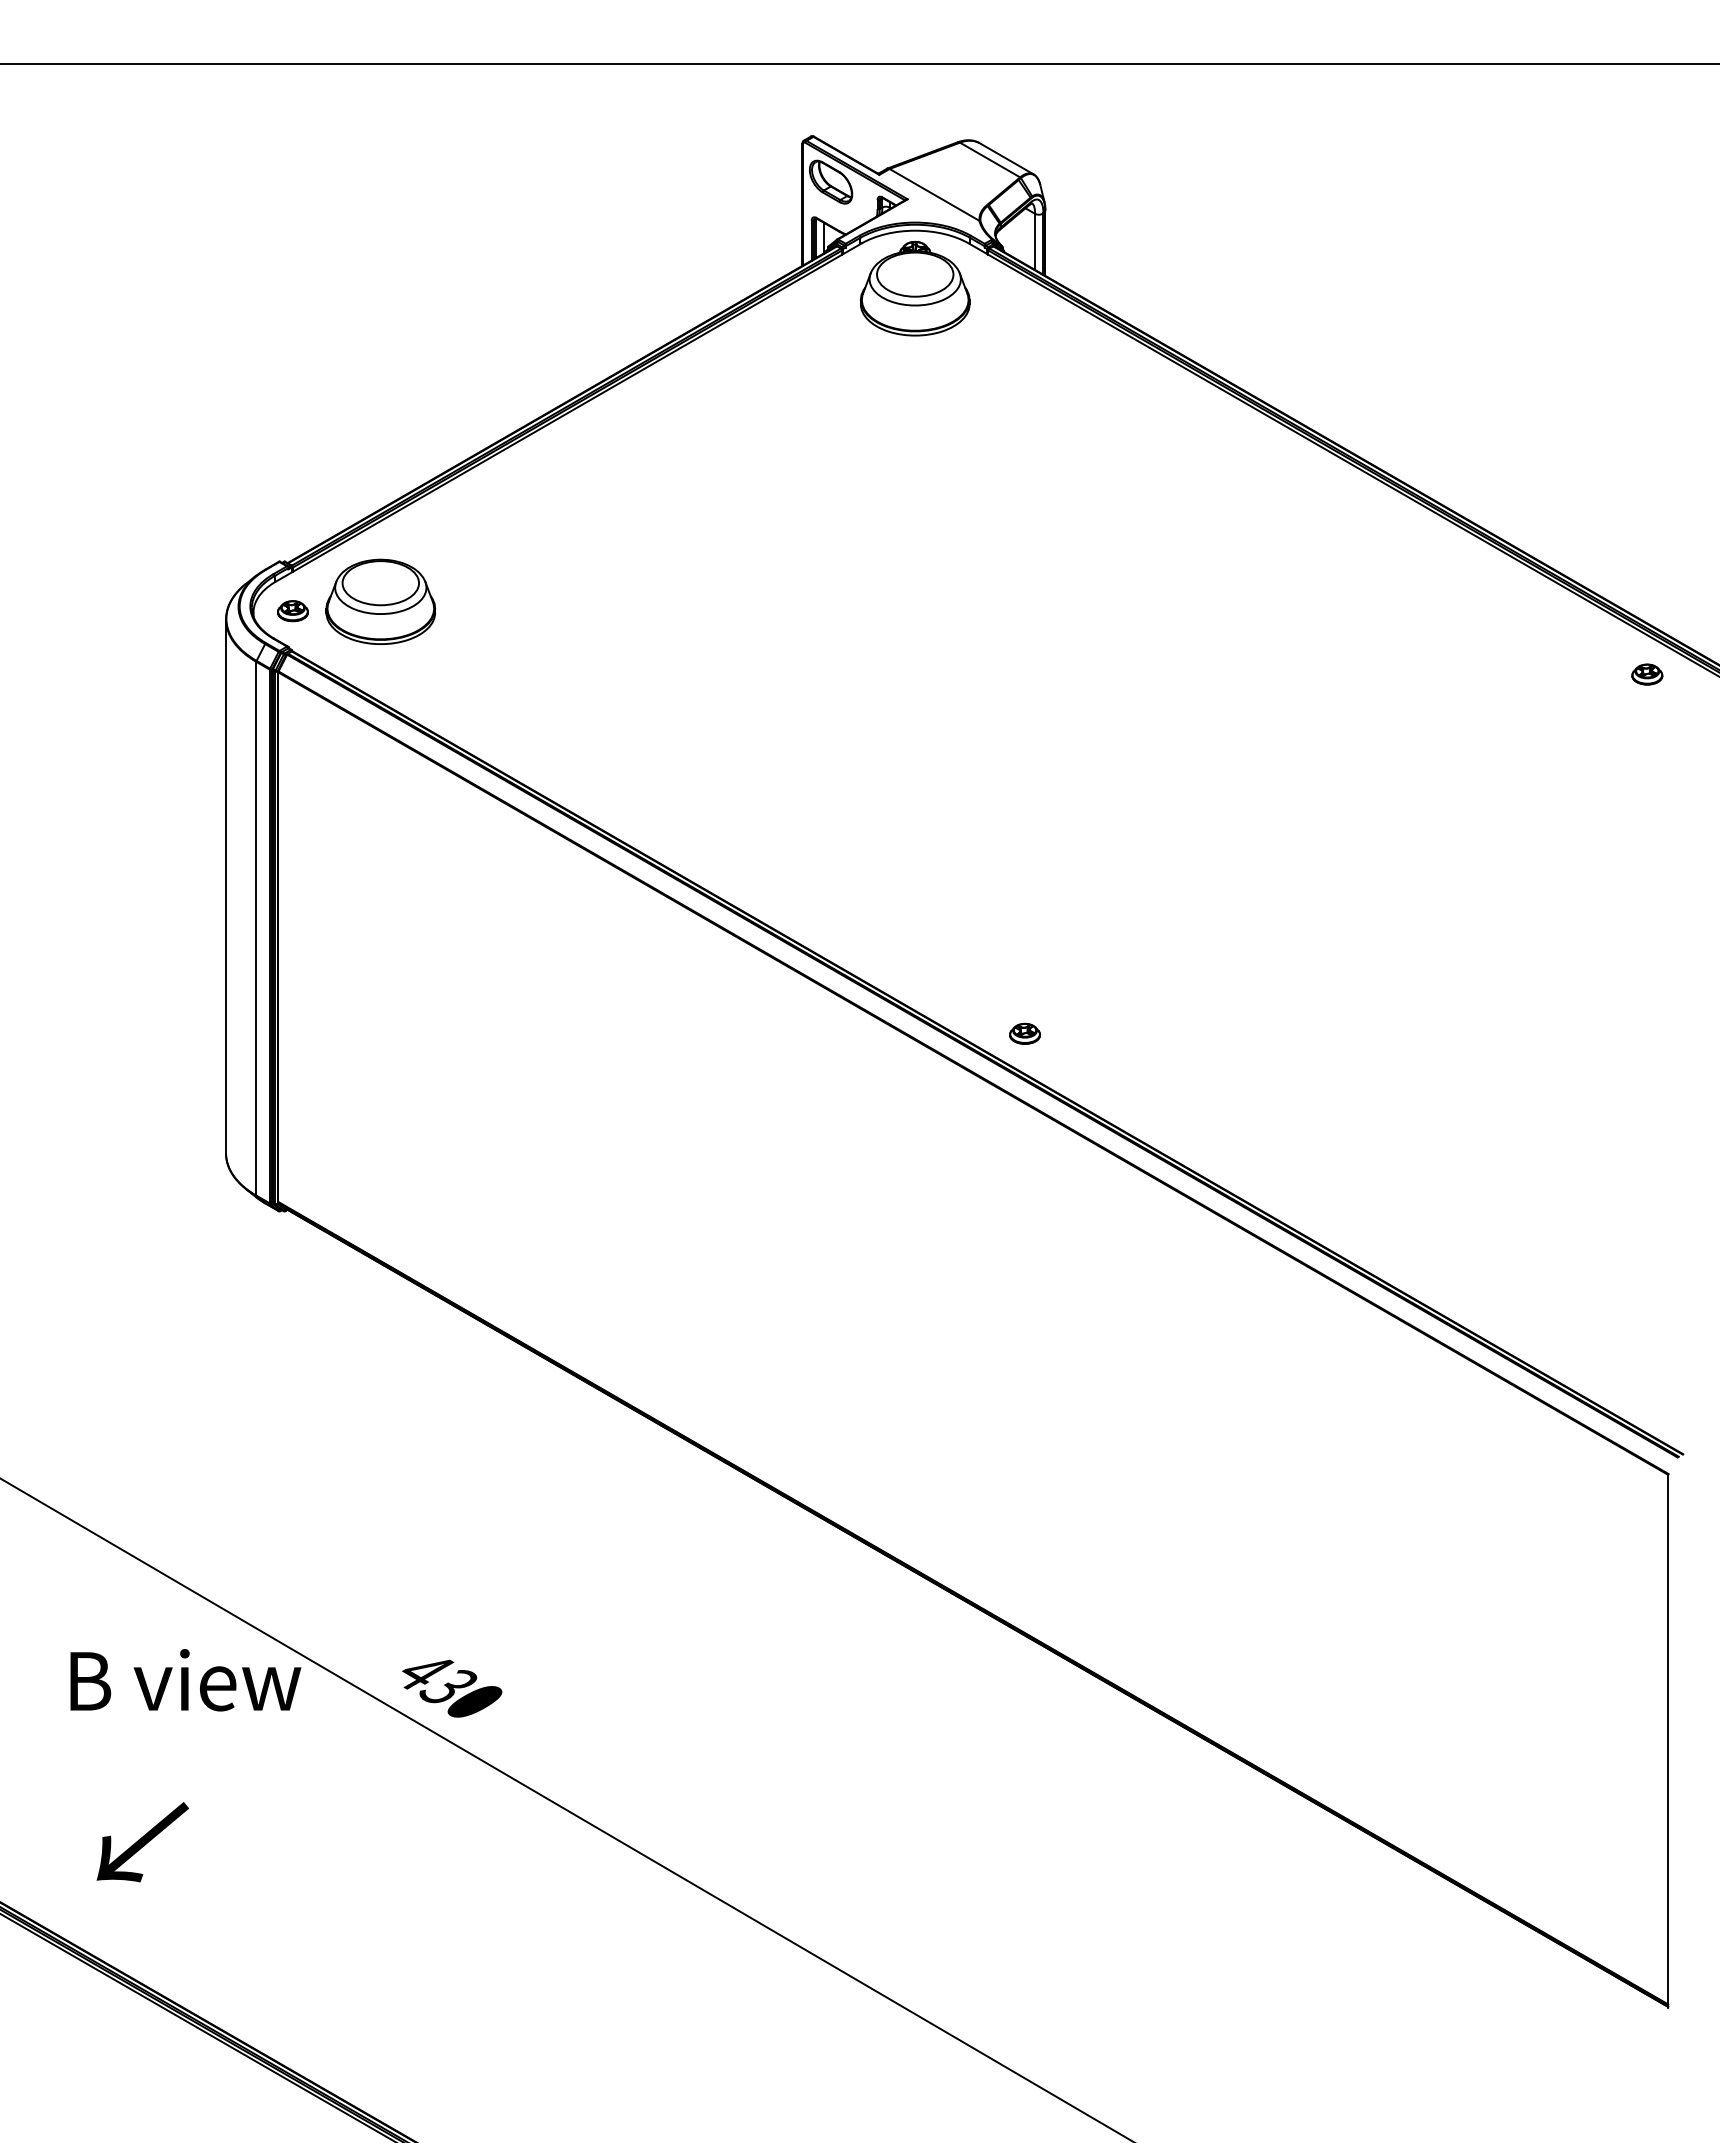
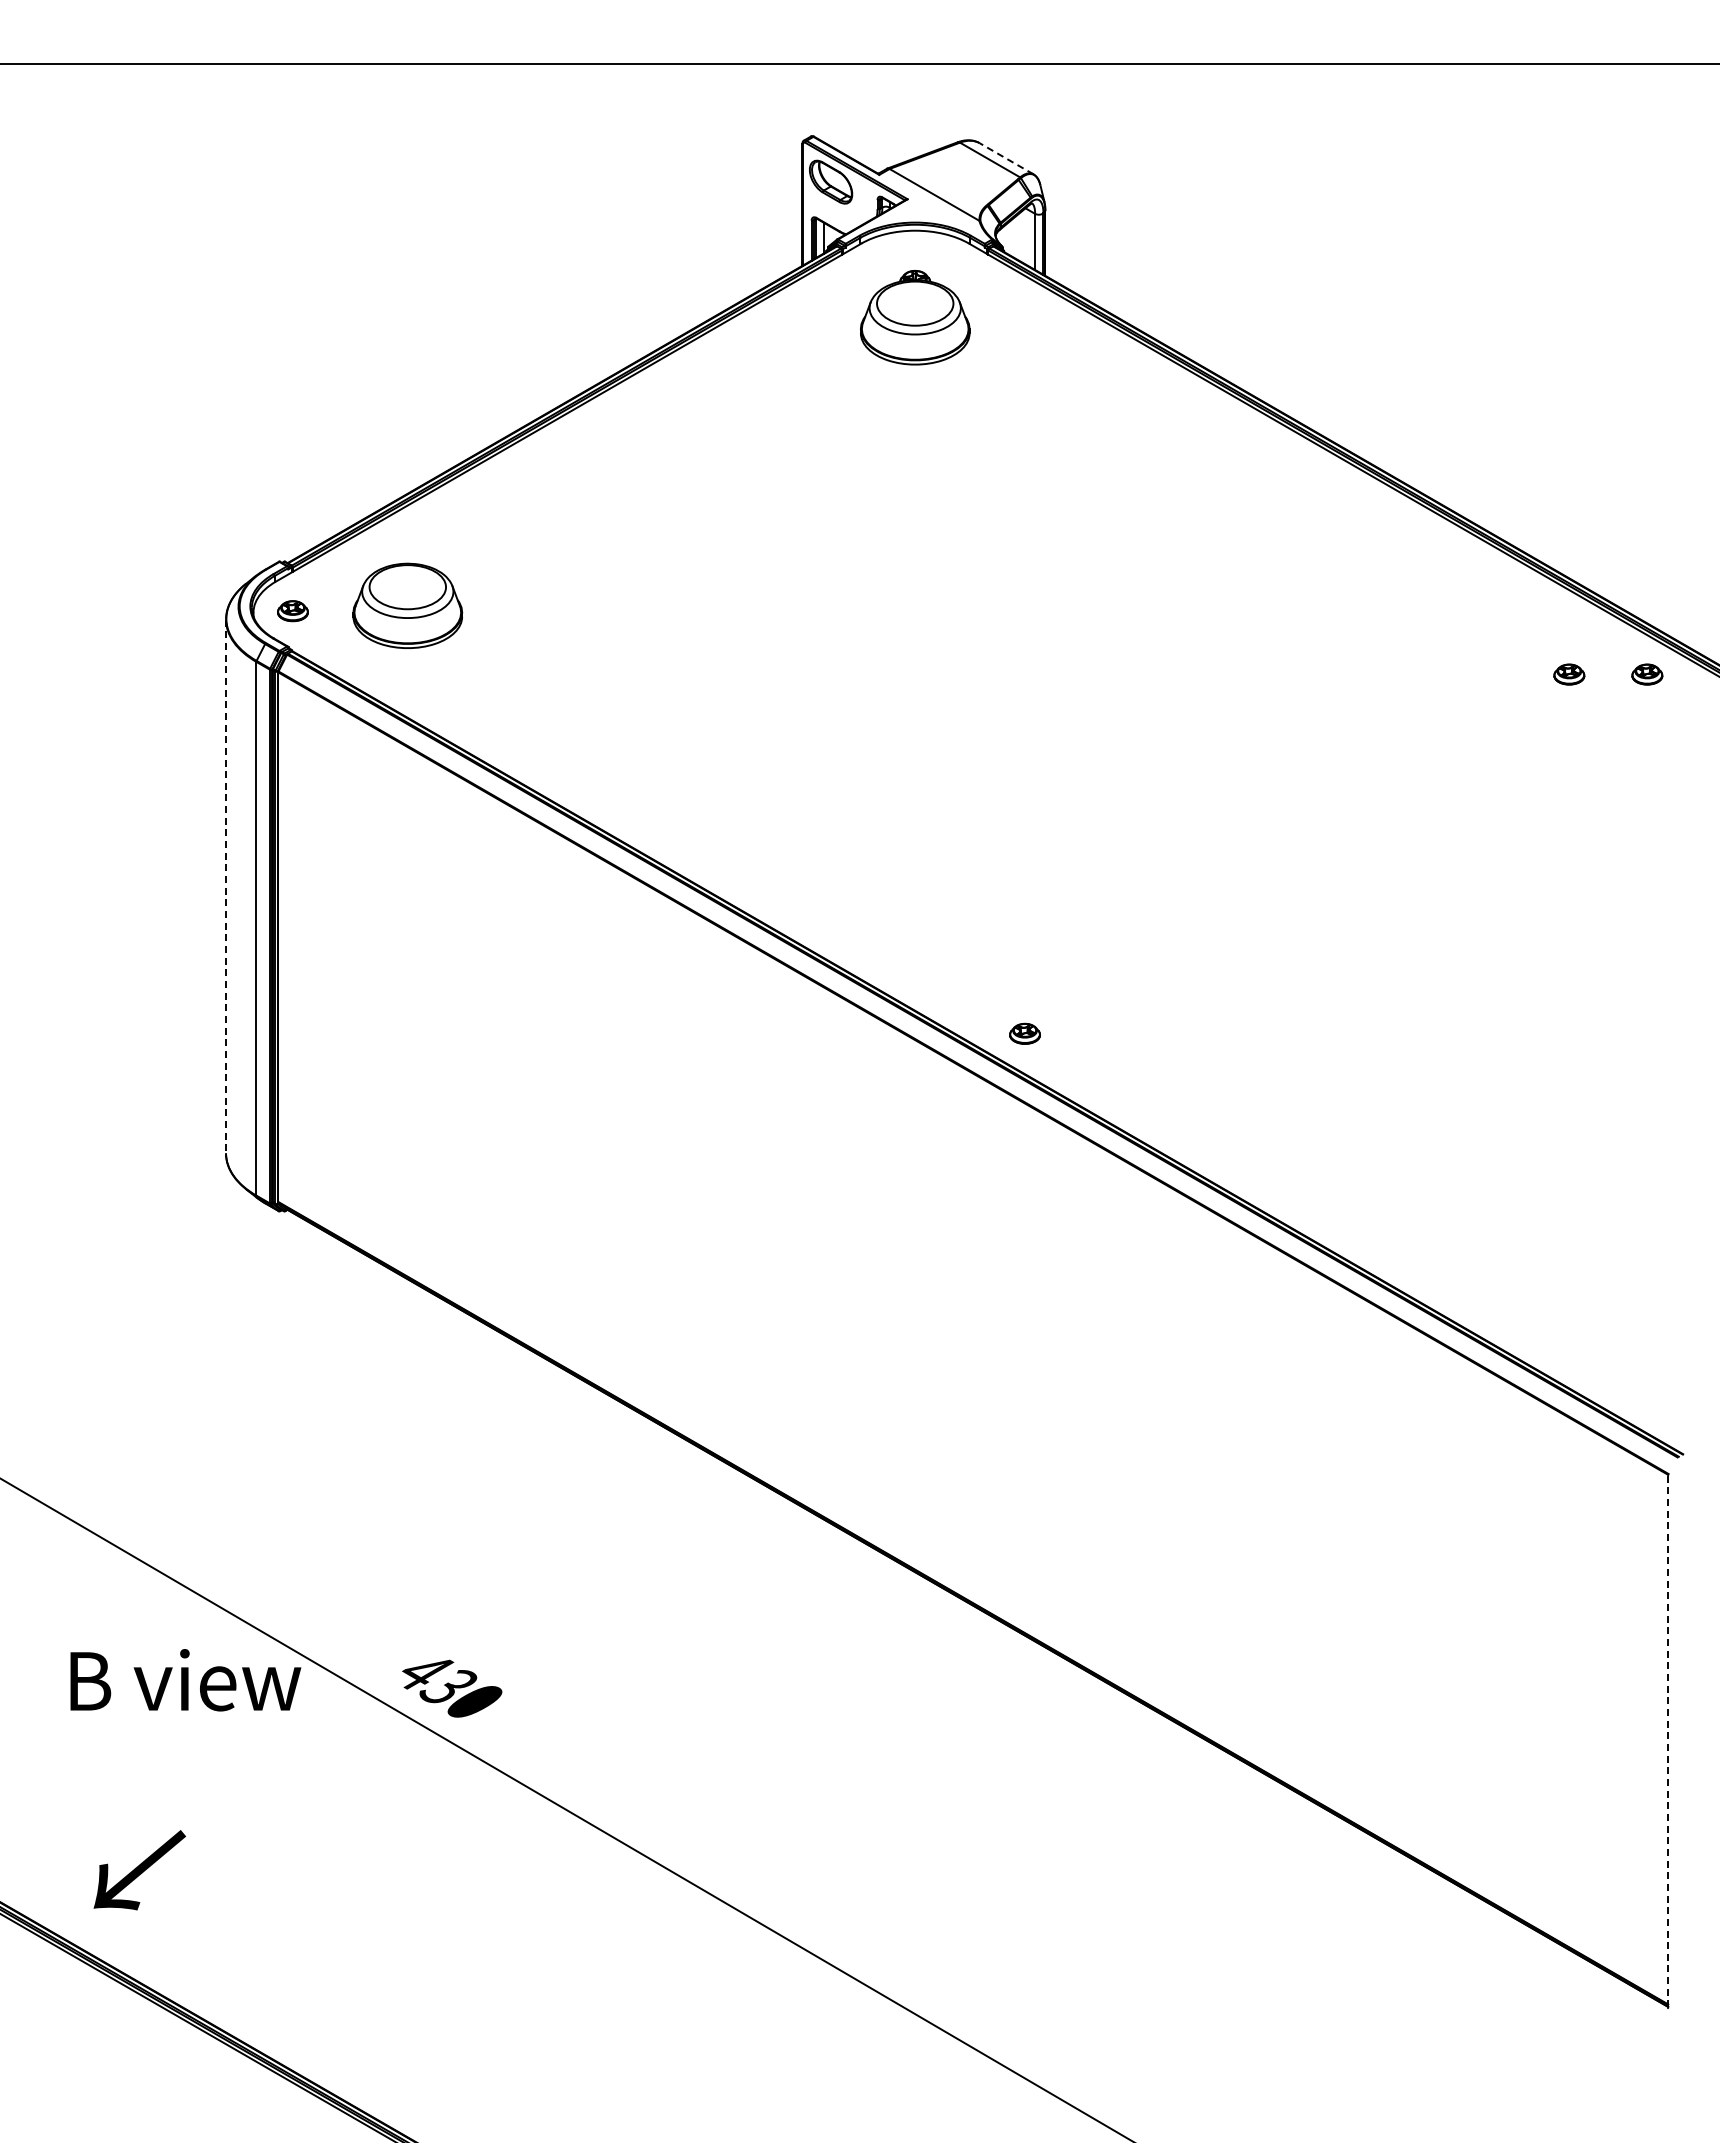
line: solid -> dashed (1006, 158)
part position: (915, 288) -> (915, 317) (915, 317)
part position: (380, 601) -> (407, 605) (407, 605)
part: none -> present (1569, 674)
line: solid -> dashed (226, 886)
line: solid -> dashed (1668, 1740)
text position: (142, 1842) -> (139, 1870) (139, 1870)
